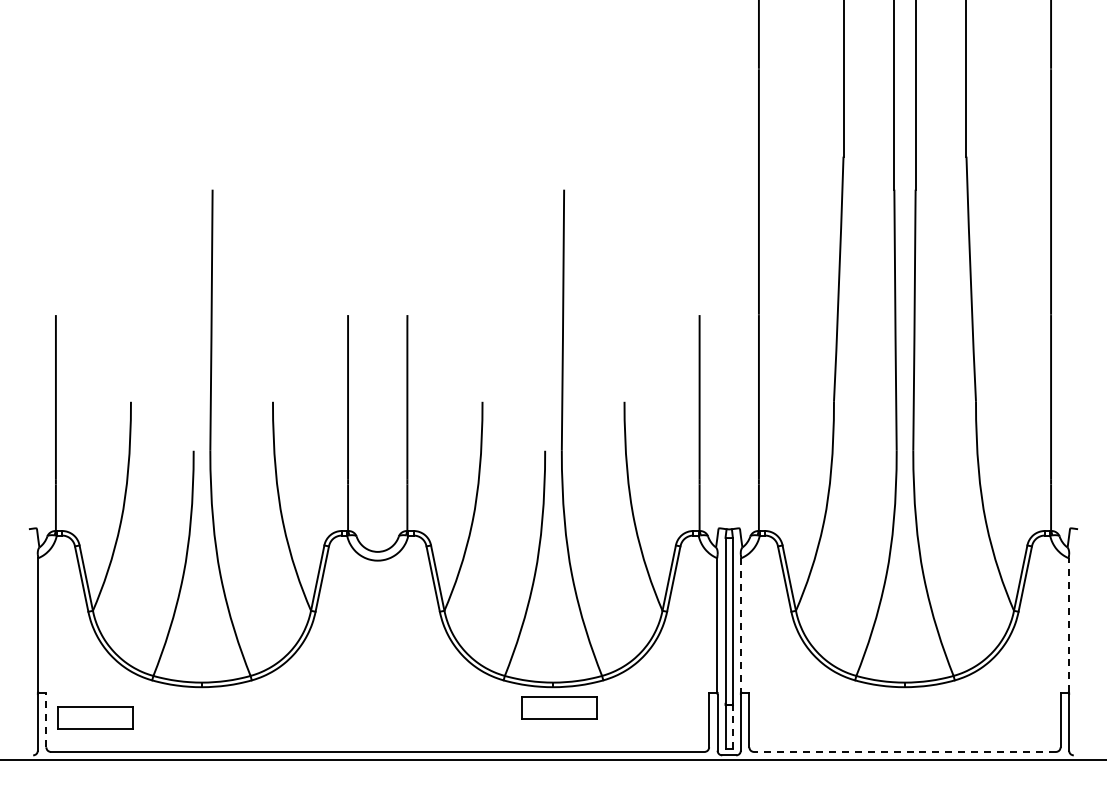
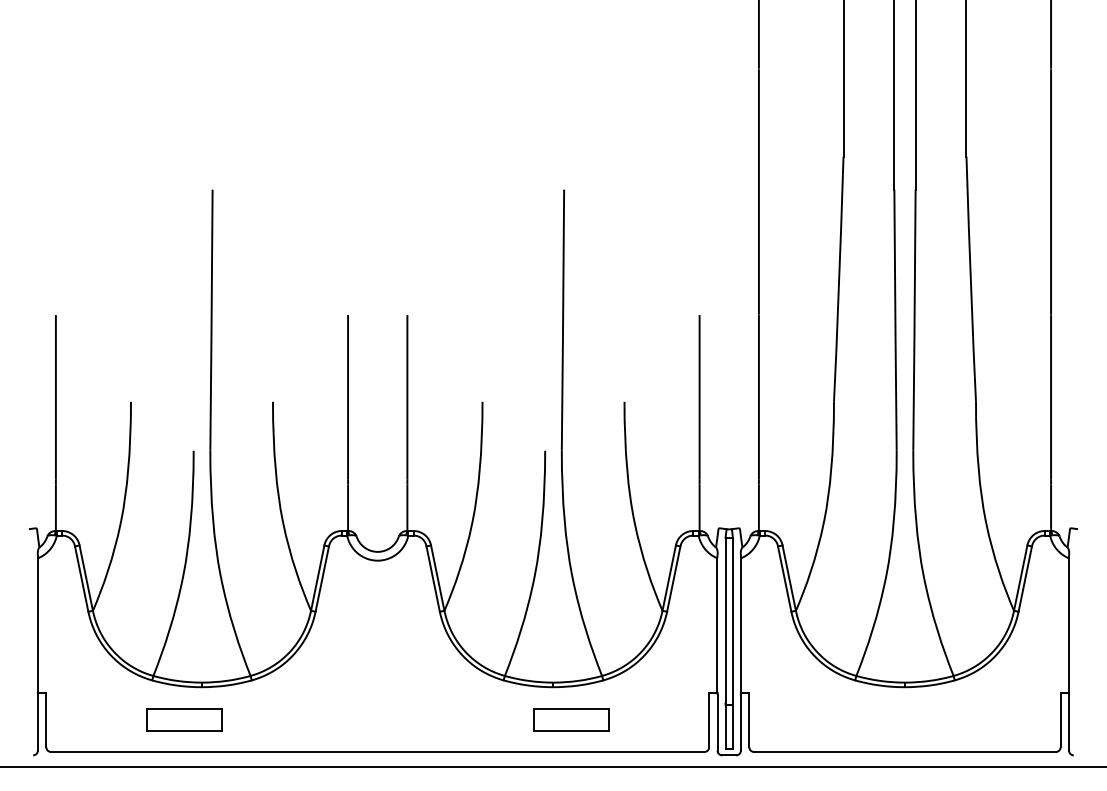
line: dashed -> solid (1068, 624)
line: dashed -> solid (741, 625)
part position: (559, 707) -> (571, 719) (571, 719)
part position: (95, 717) -> (184, 719) (184, 719)
line: dashed -> solid (46, 719)
line: dashed -> solid (732, 727)
line: dashed -> solid (904, 751)
line position: (552, 760) -> (552, 767) (552, 767)
